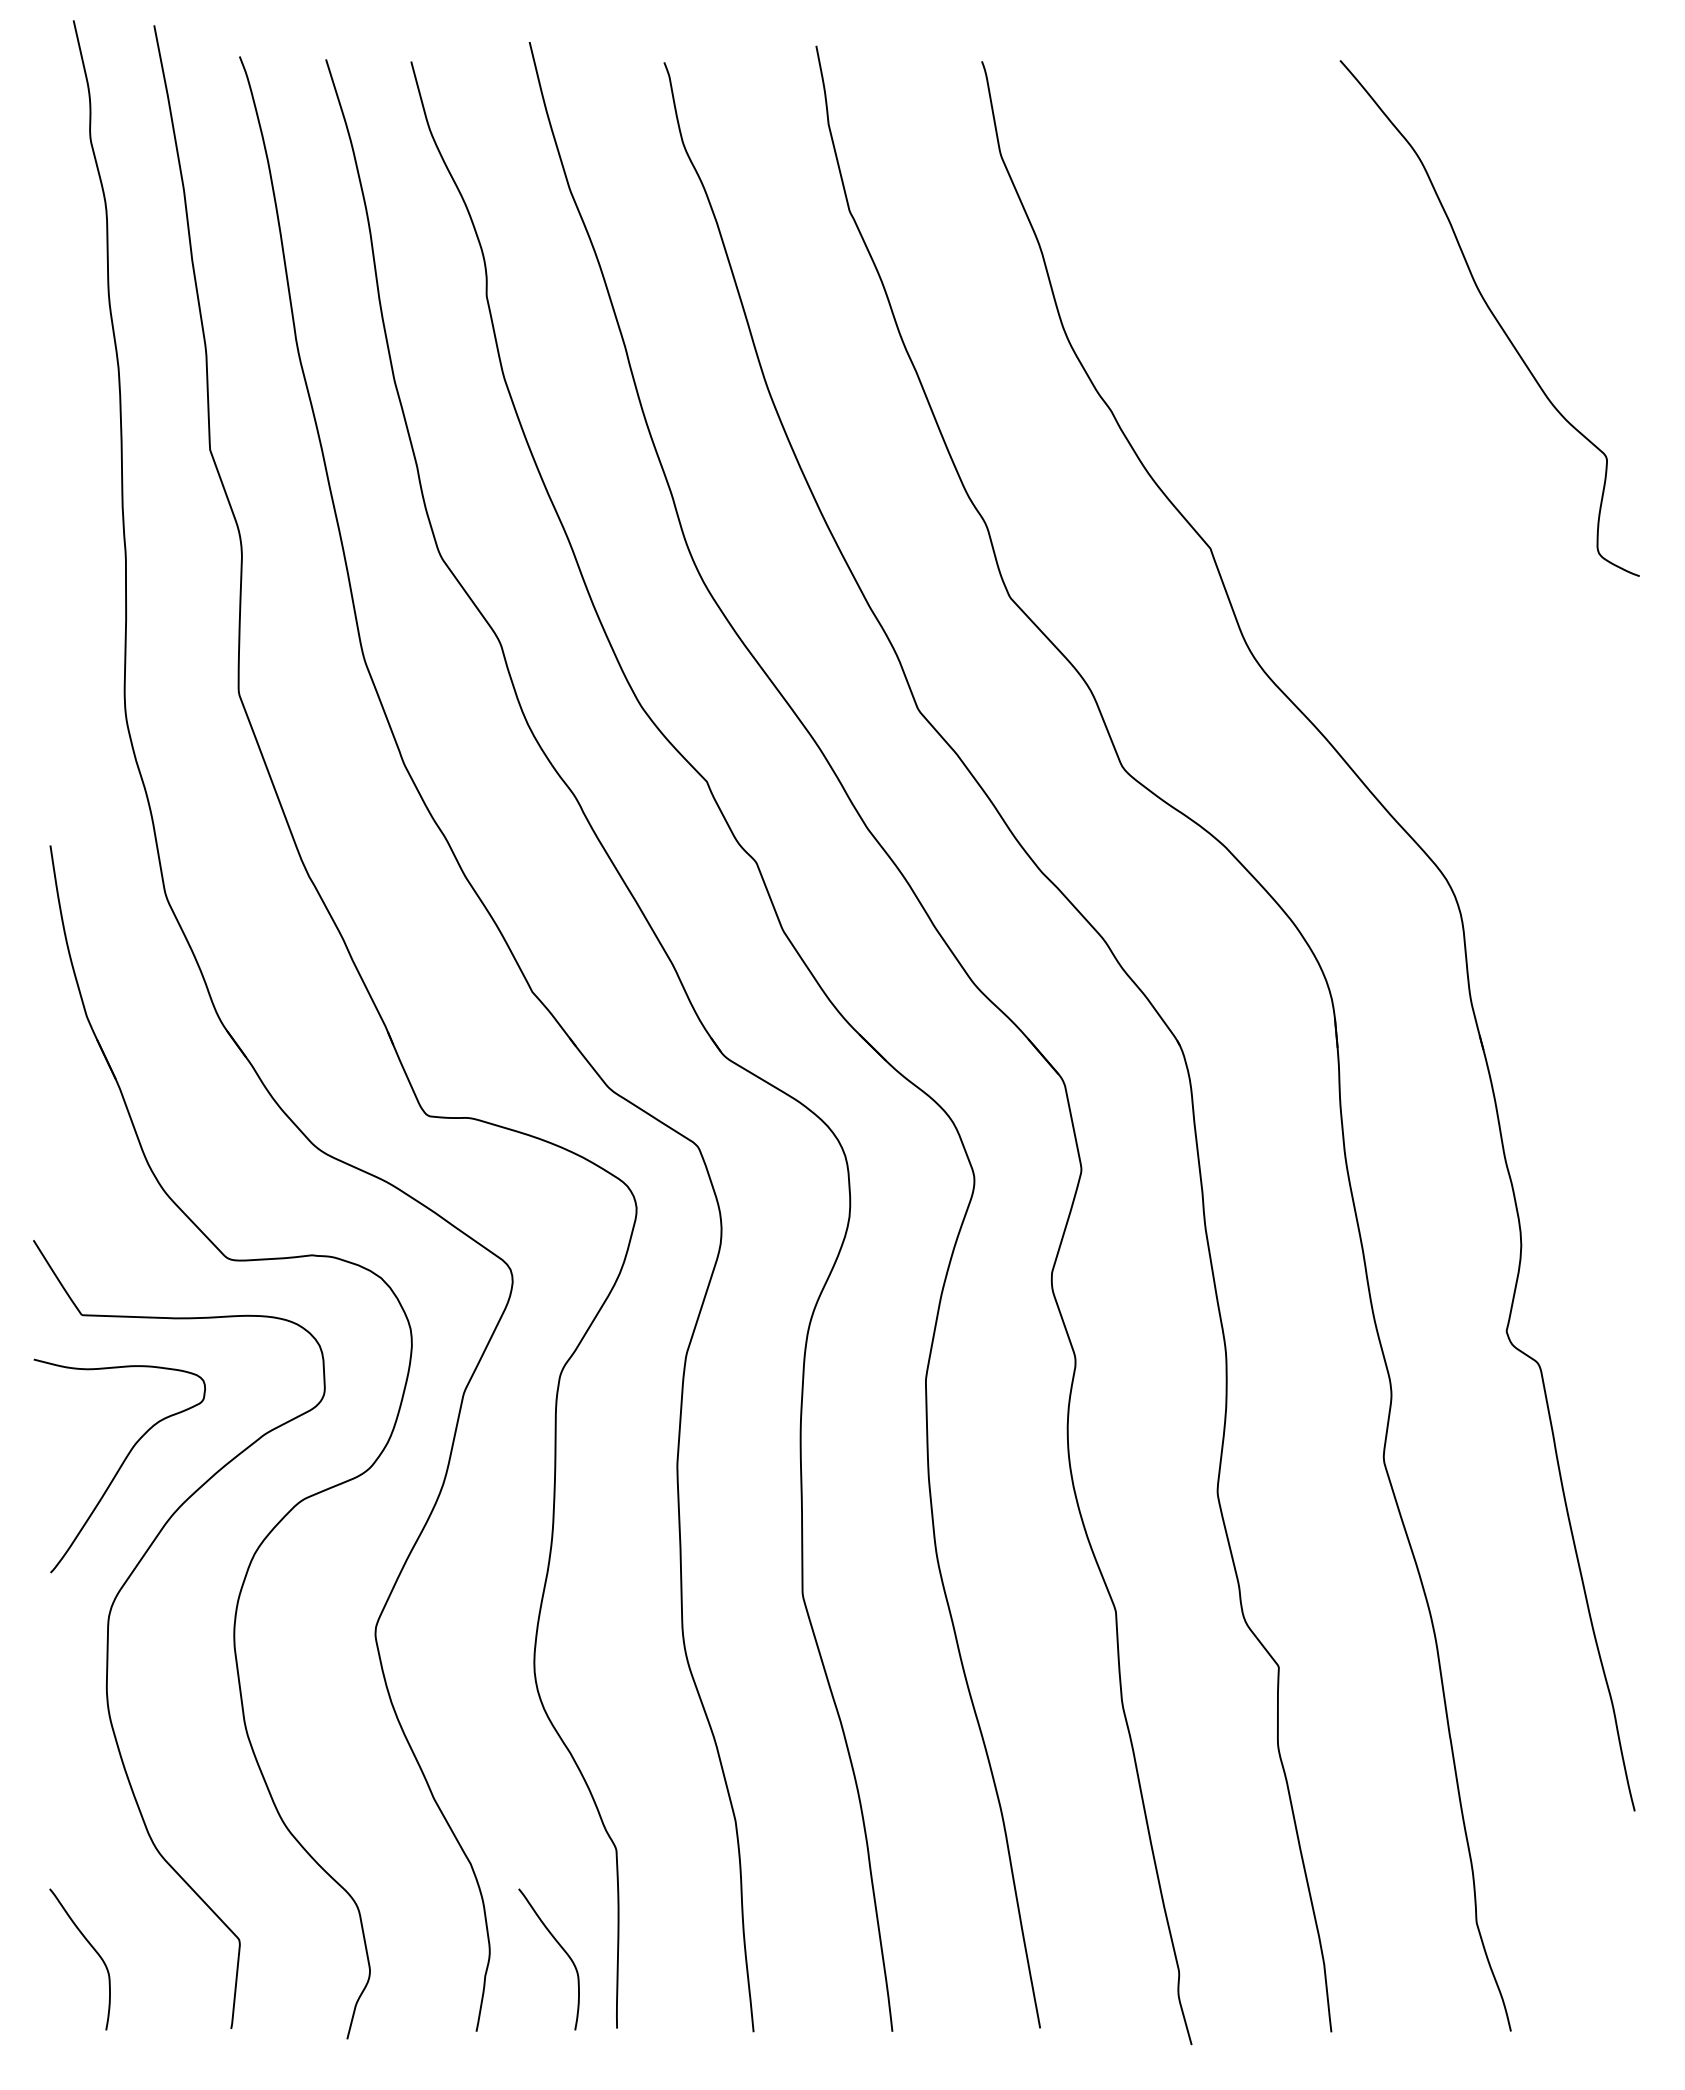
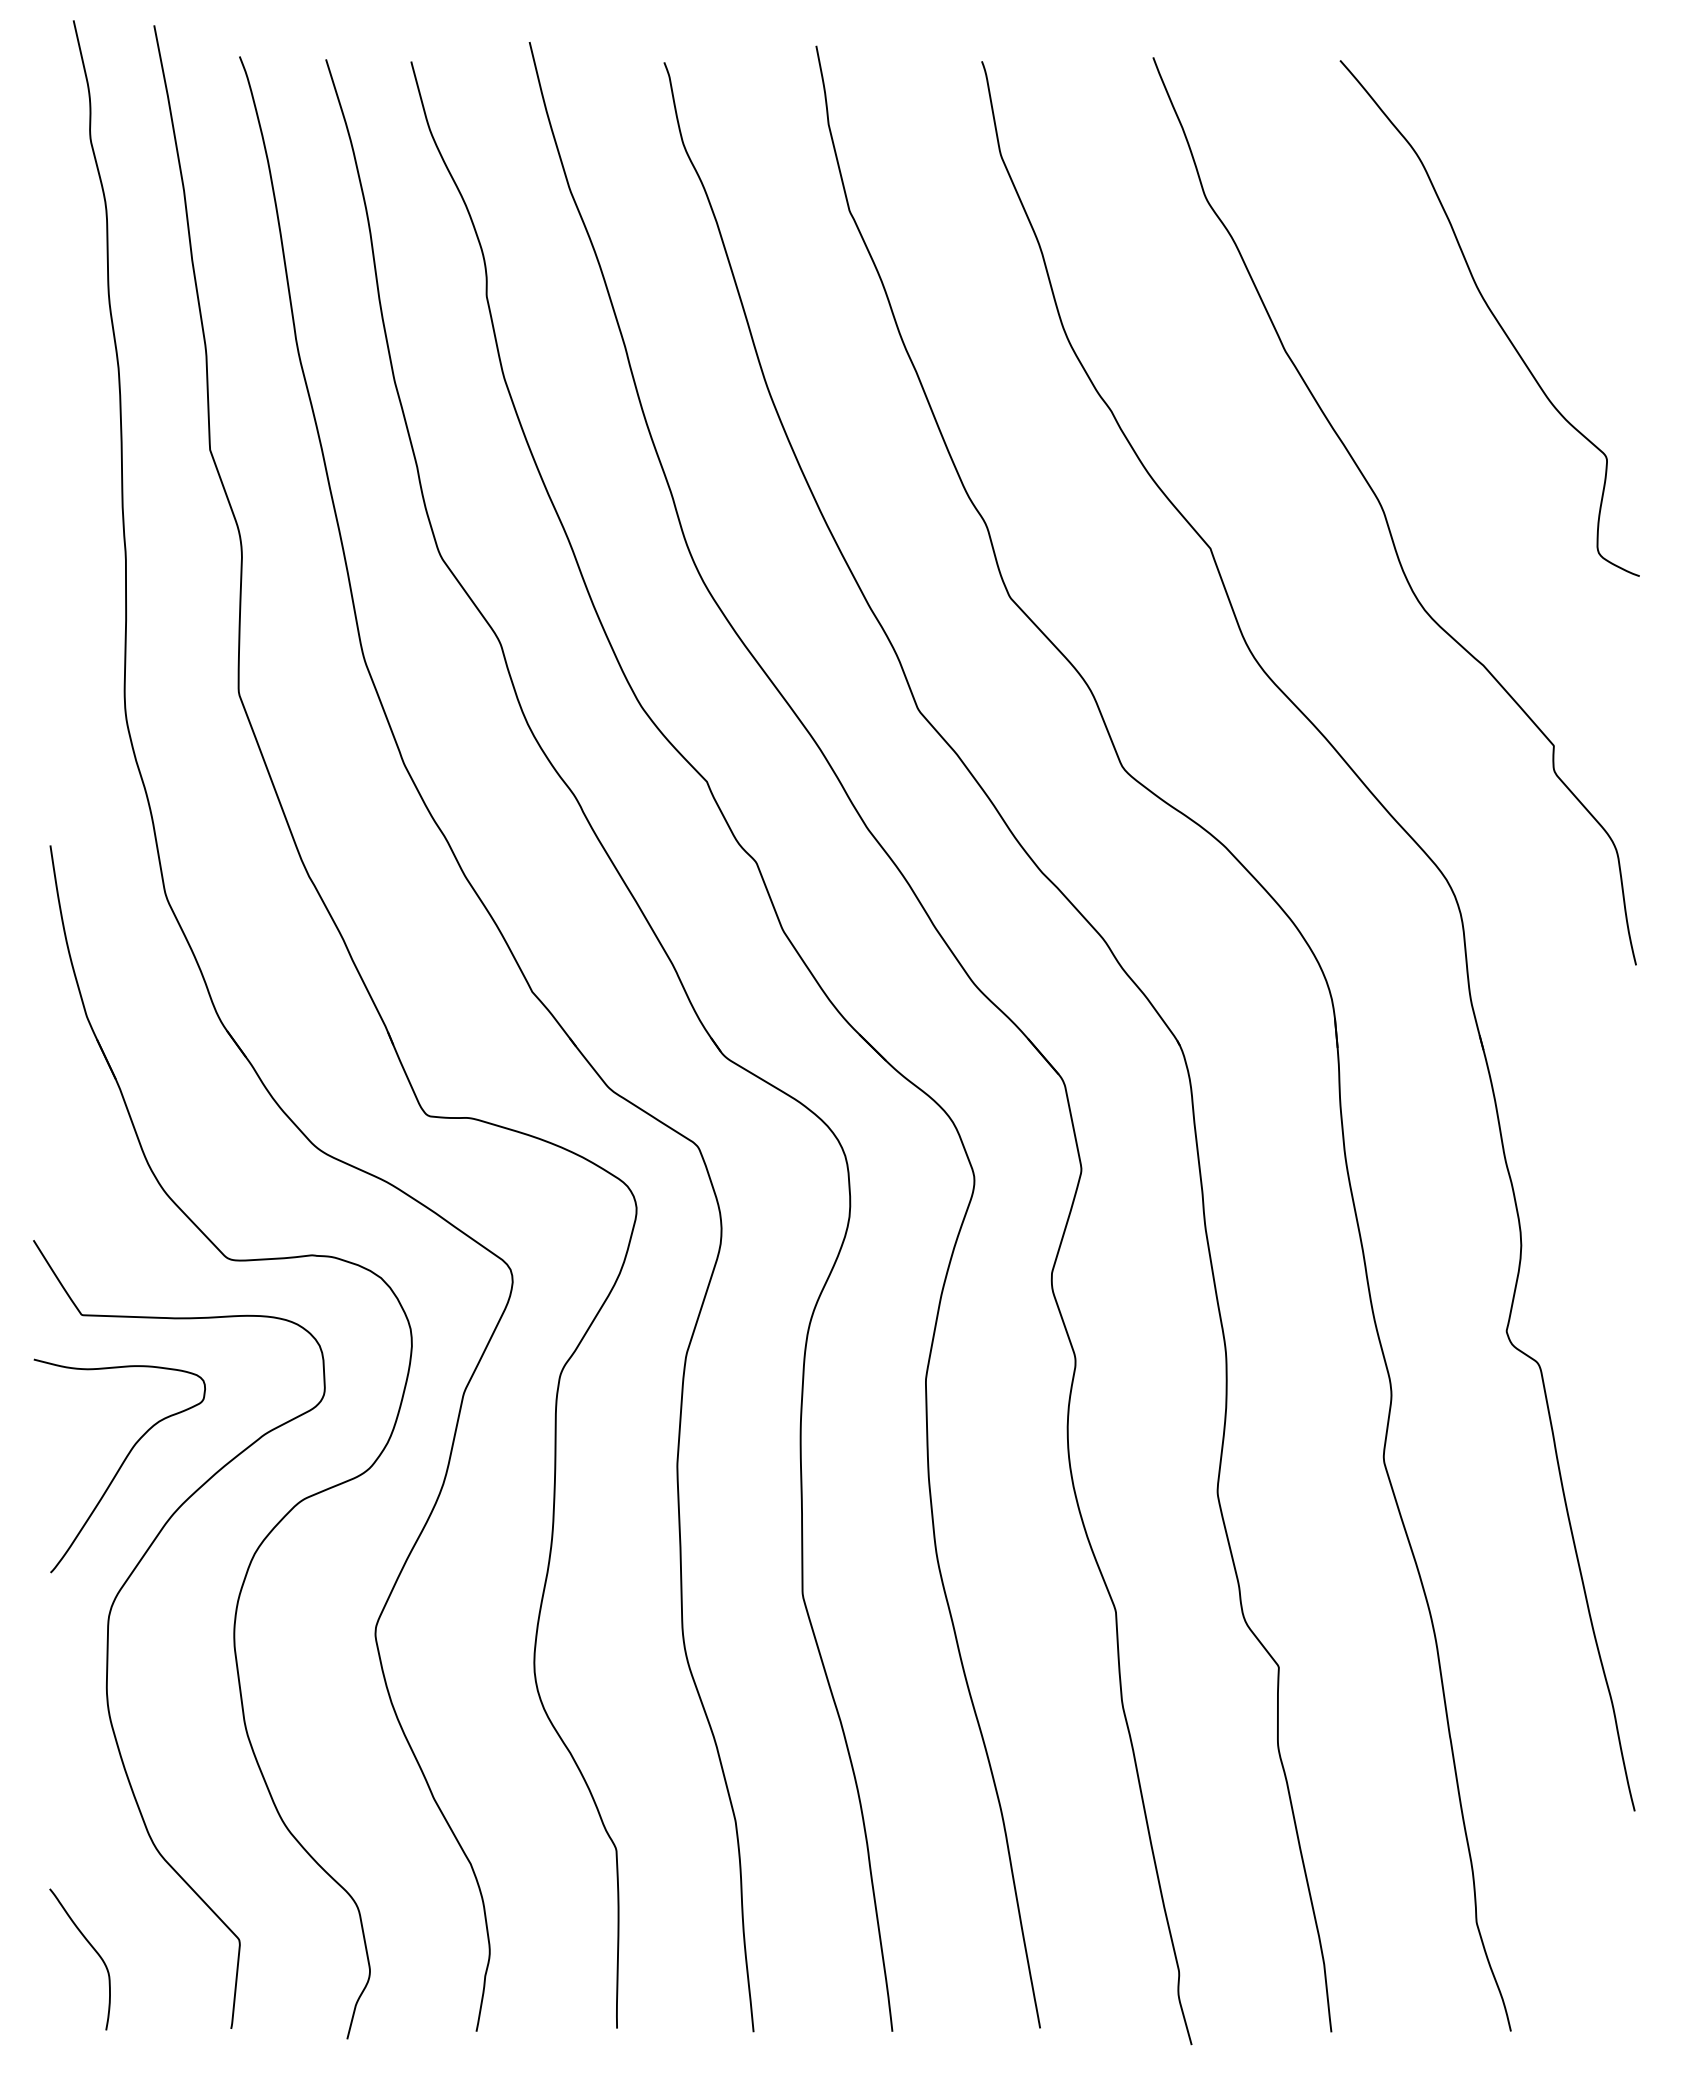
curve: none -> present (1385, 513)
curve: present -> none (560, 1947)
